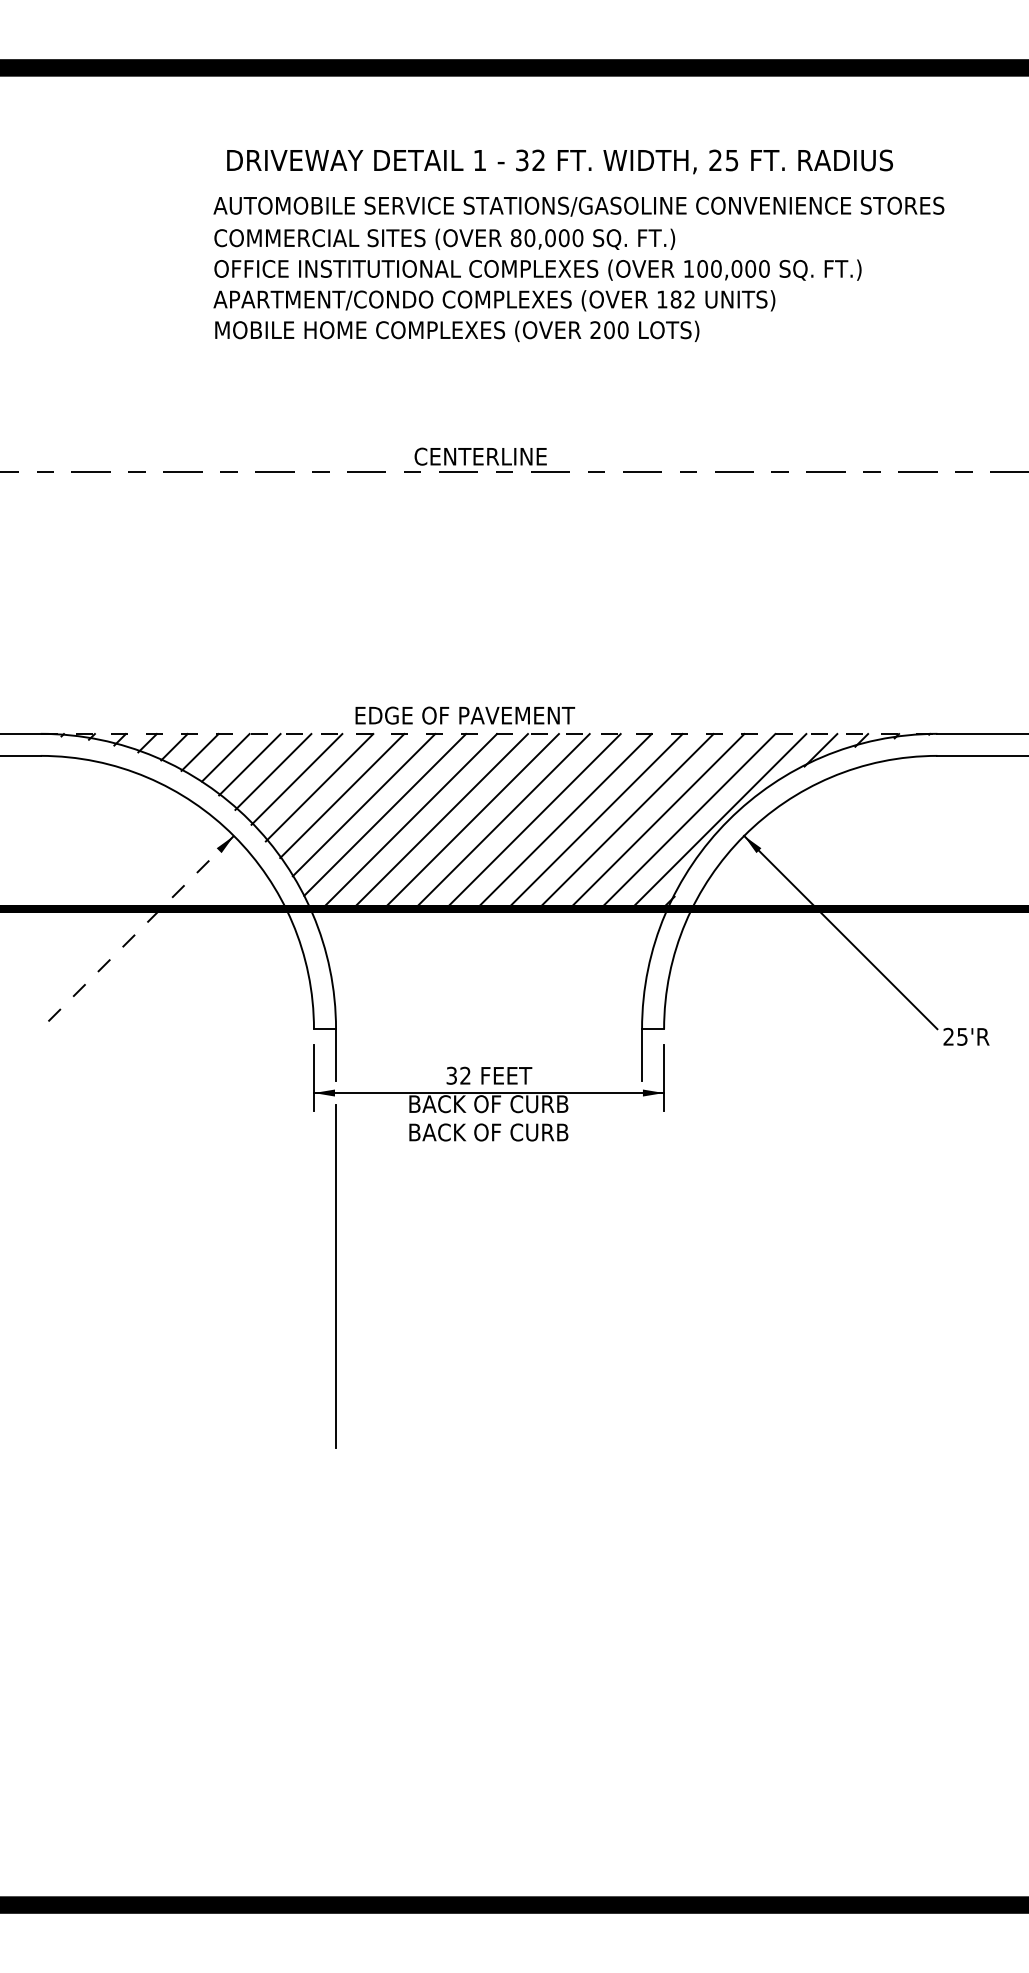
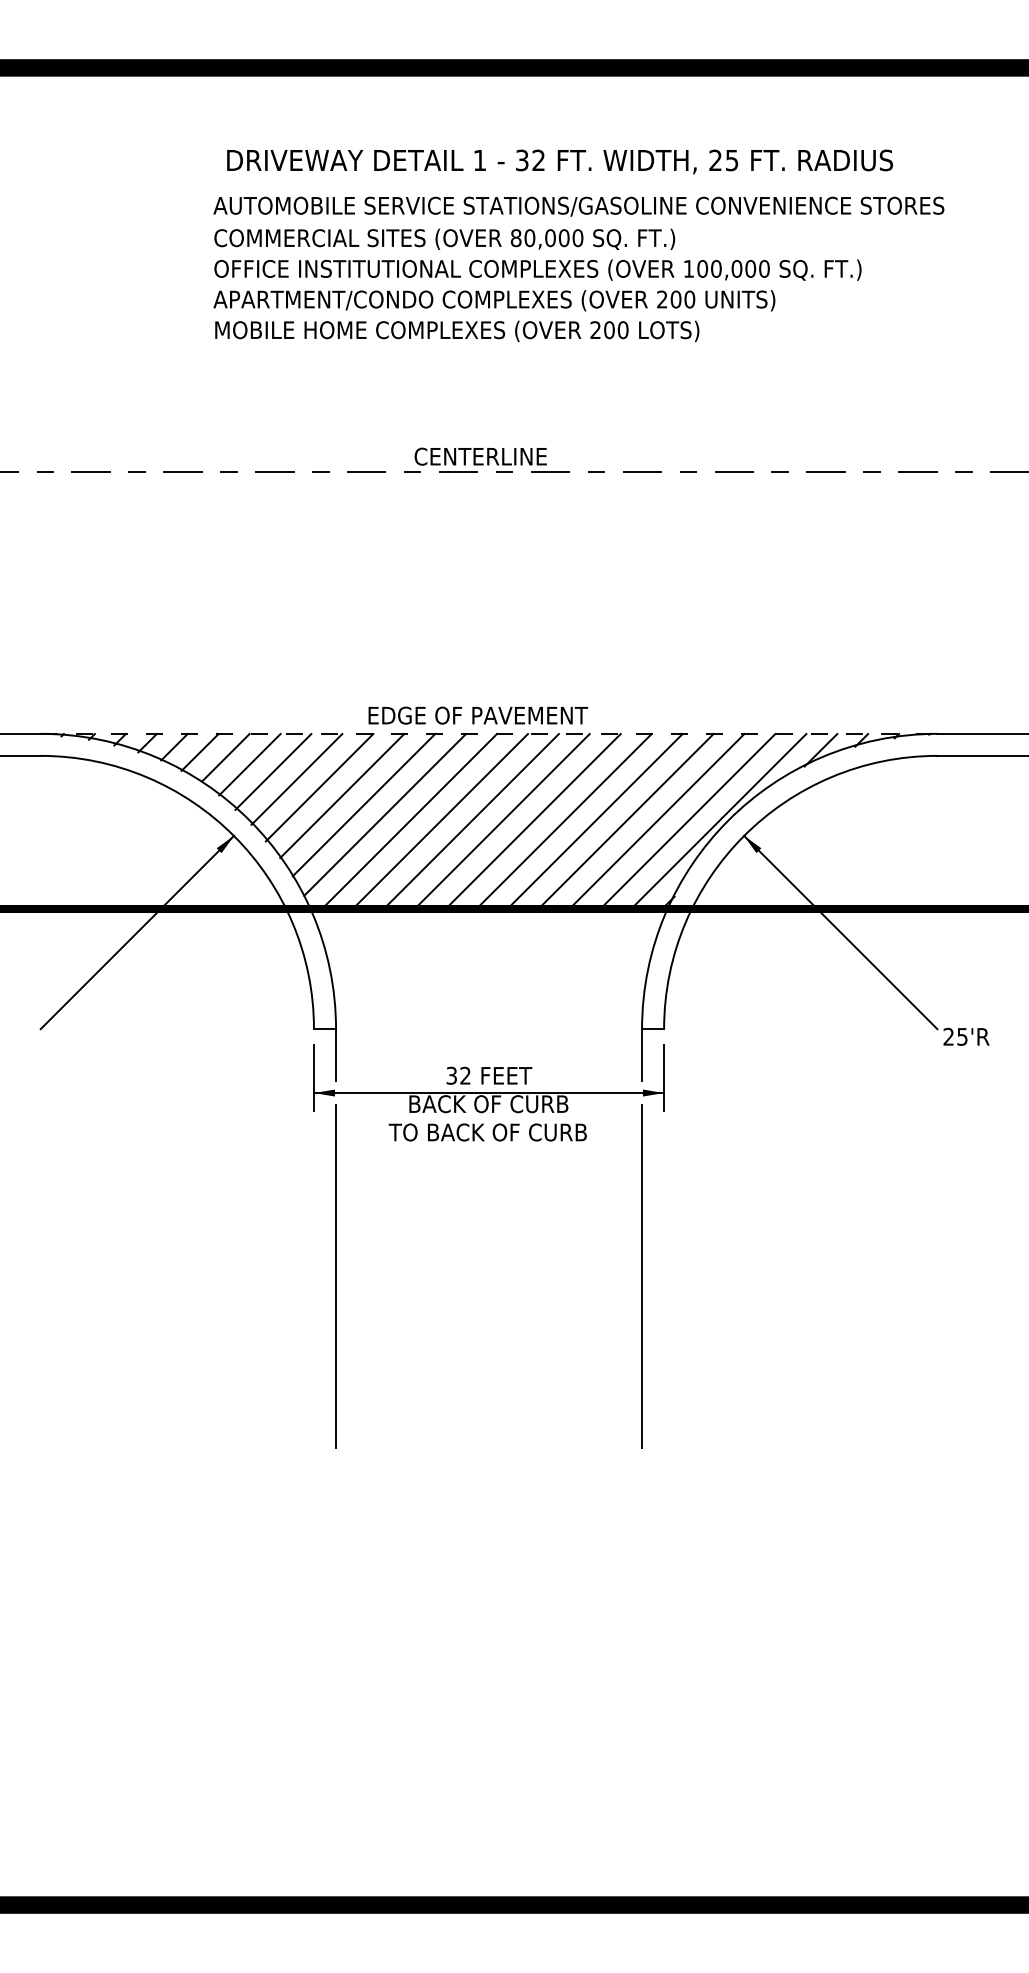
text: 182 -> 200 (676, 299)
text position: (465, 715) -> (478, 715) (478, 715)
line: dashed -> solid (137, 932)
text: BACK OF CURB -> TO BACK OF CURB (487, 1132)
line: none -> present (642, 1276)
